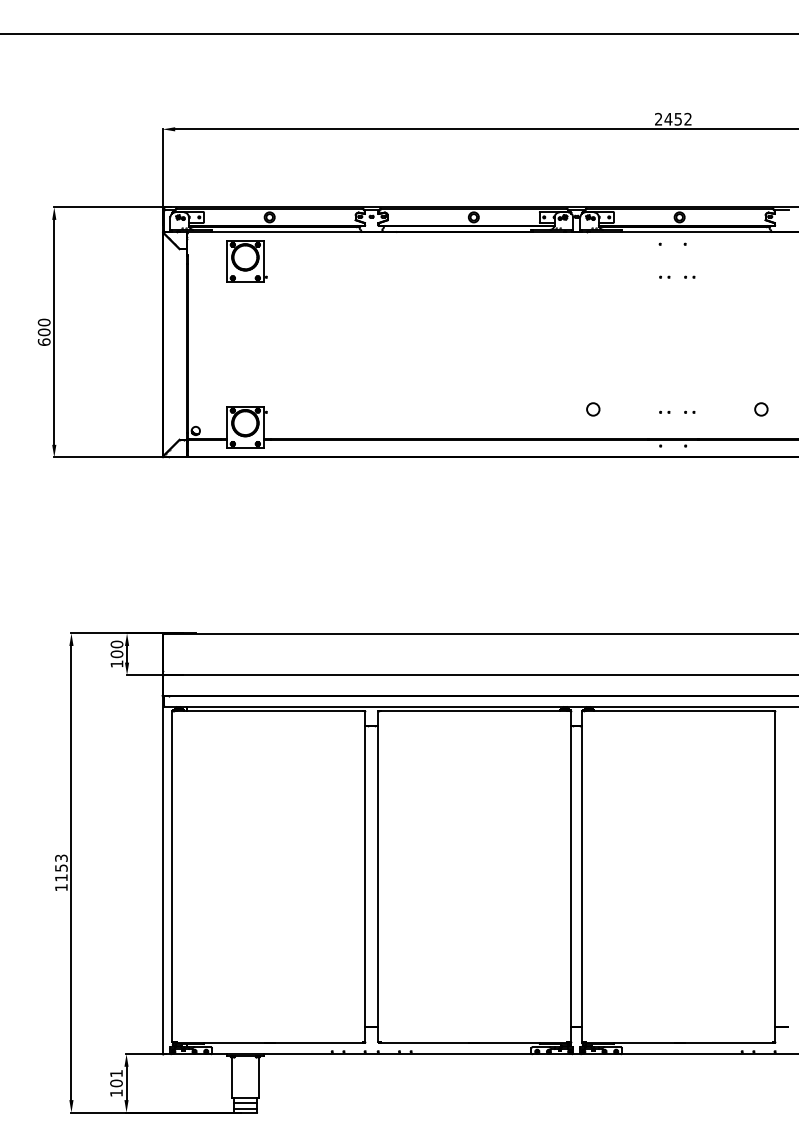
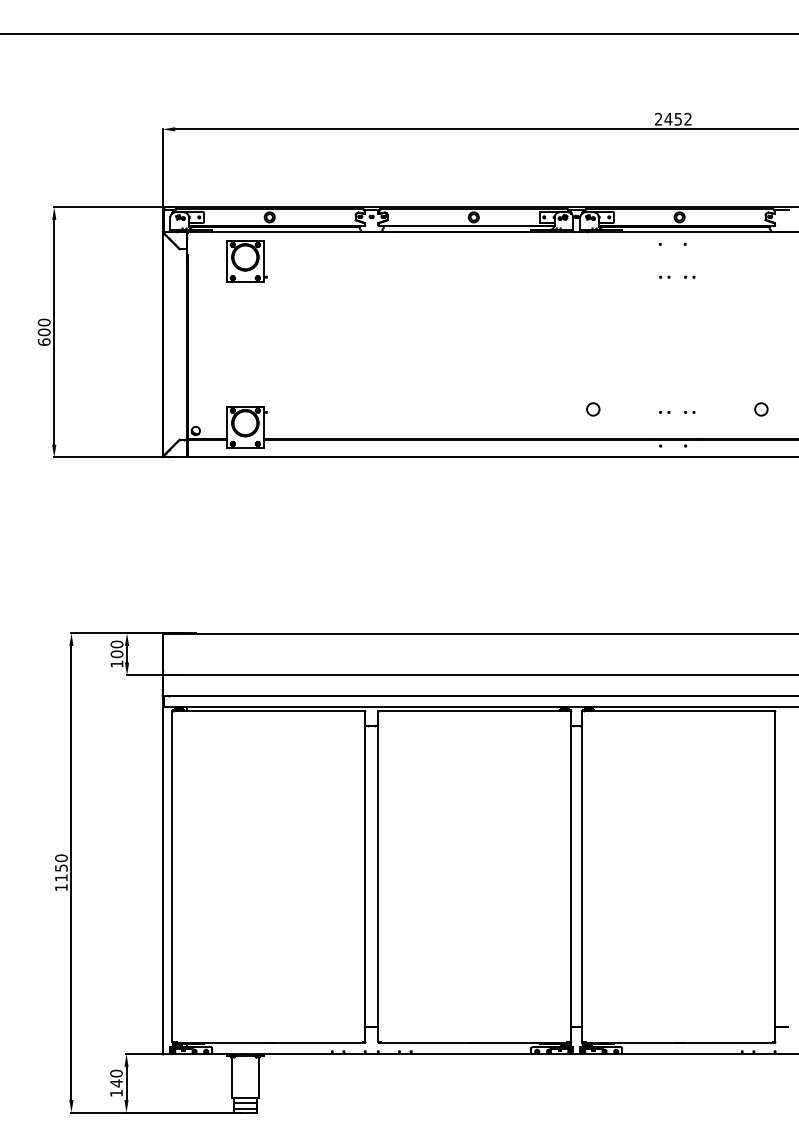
text: 1153 -> 1150 (61, 858)
text: 101 -> 140 (116, 1078)
